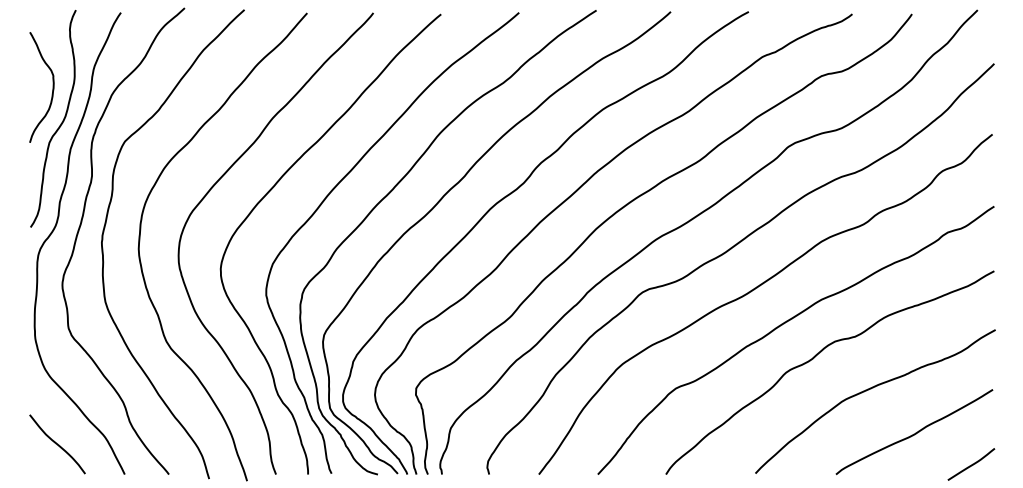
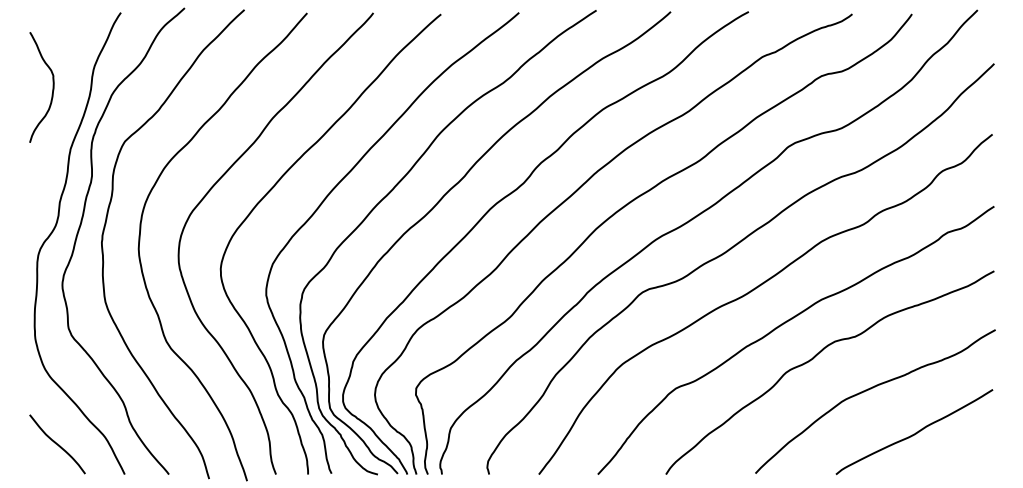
curve: present -> none (60, 123)
curve: present -> none (971, 464)
